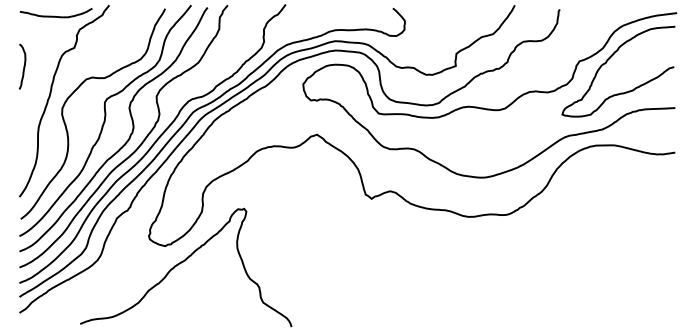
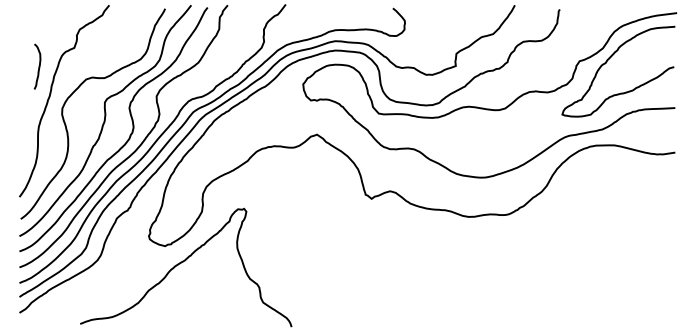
curve: present -> none (54, 15)
curve position: (23, 66) -> (38, 66) (38, 66)
